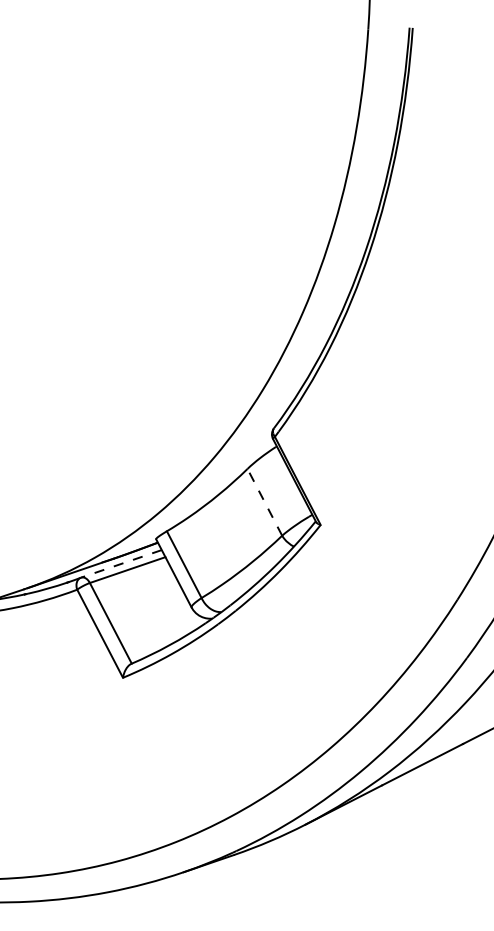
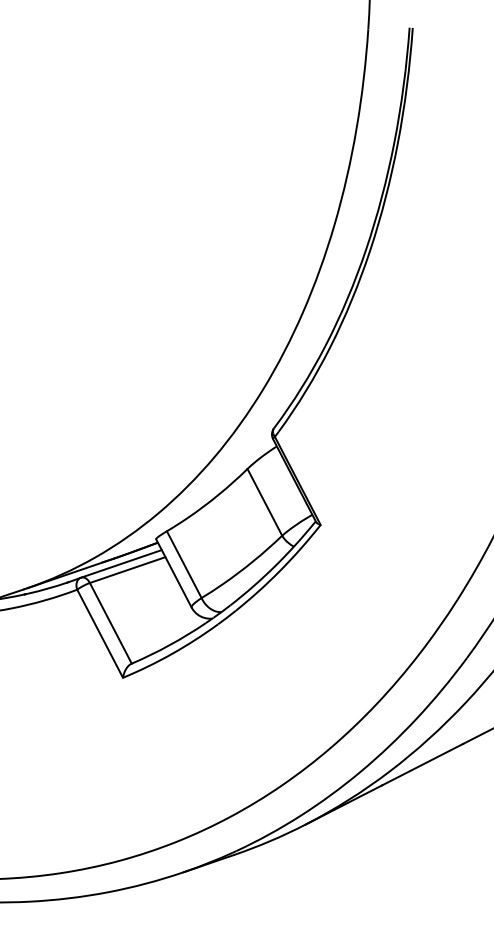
line: dashed -> solid (264, 502)
line: dashed -> solid (121, 563)
